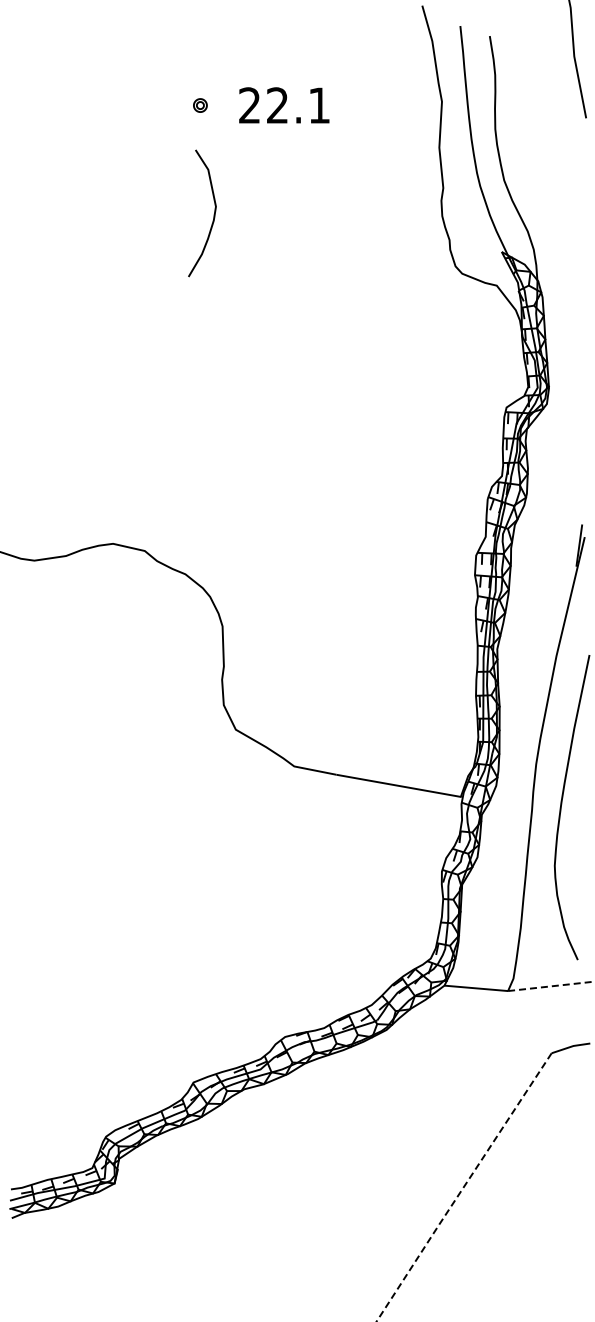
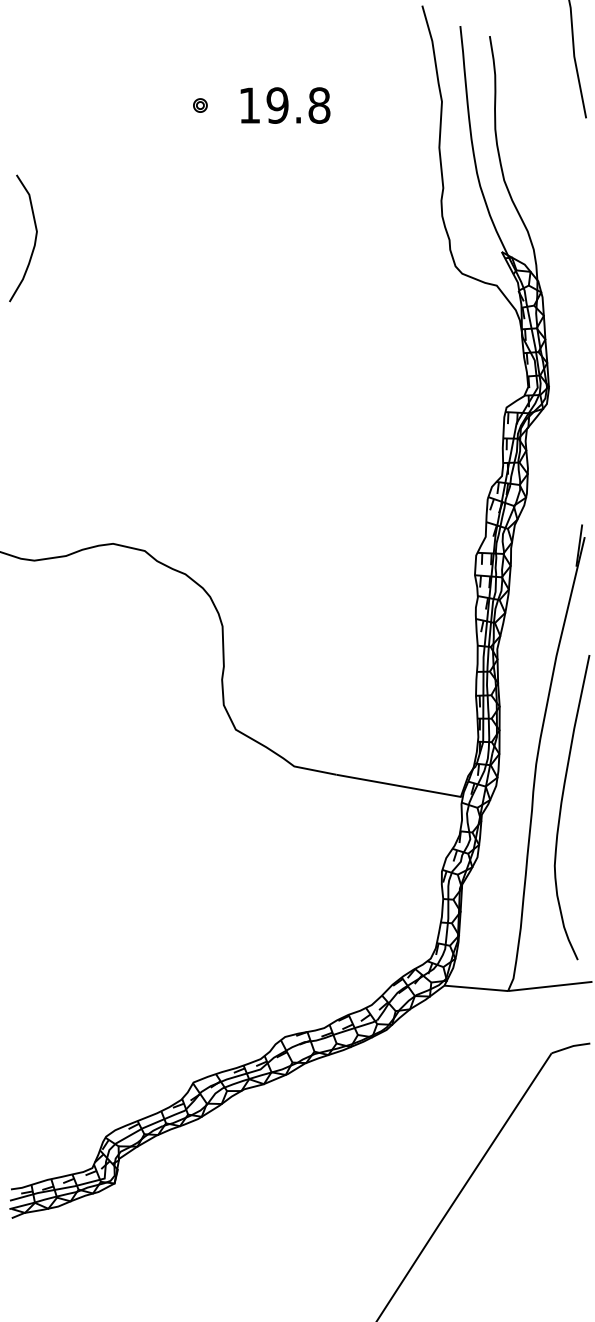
text: 22.1 -> 19.8 (284, 105)
curve position: (213, 214) -> (34, 239) (34, 239)
line: dashed -> solid (550, 986)
line: dashed -> solid (463, 1187)
